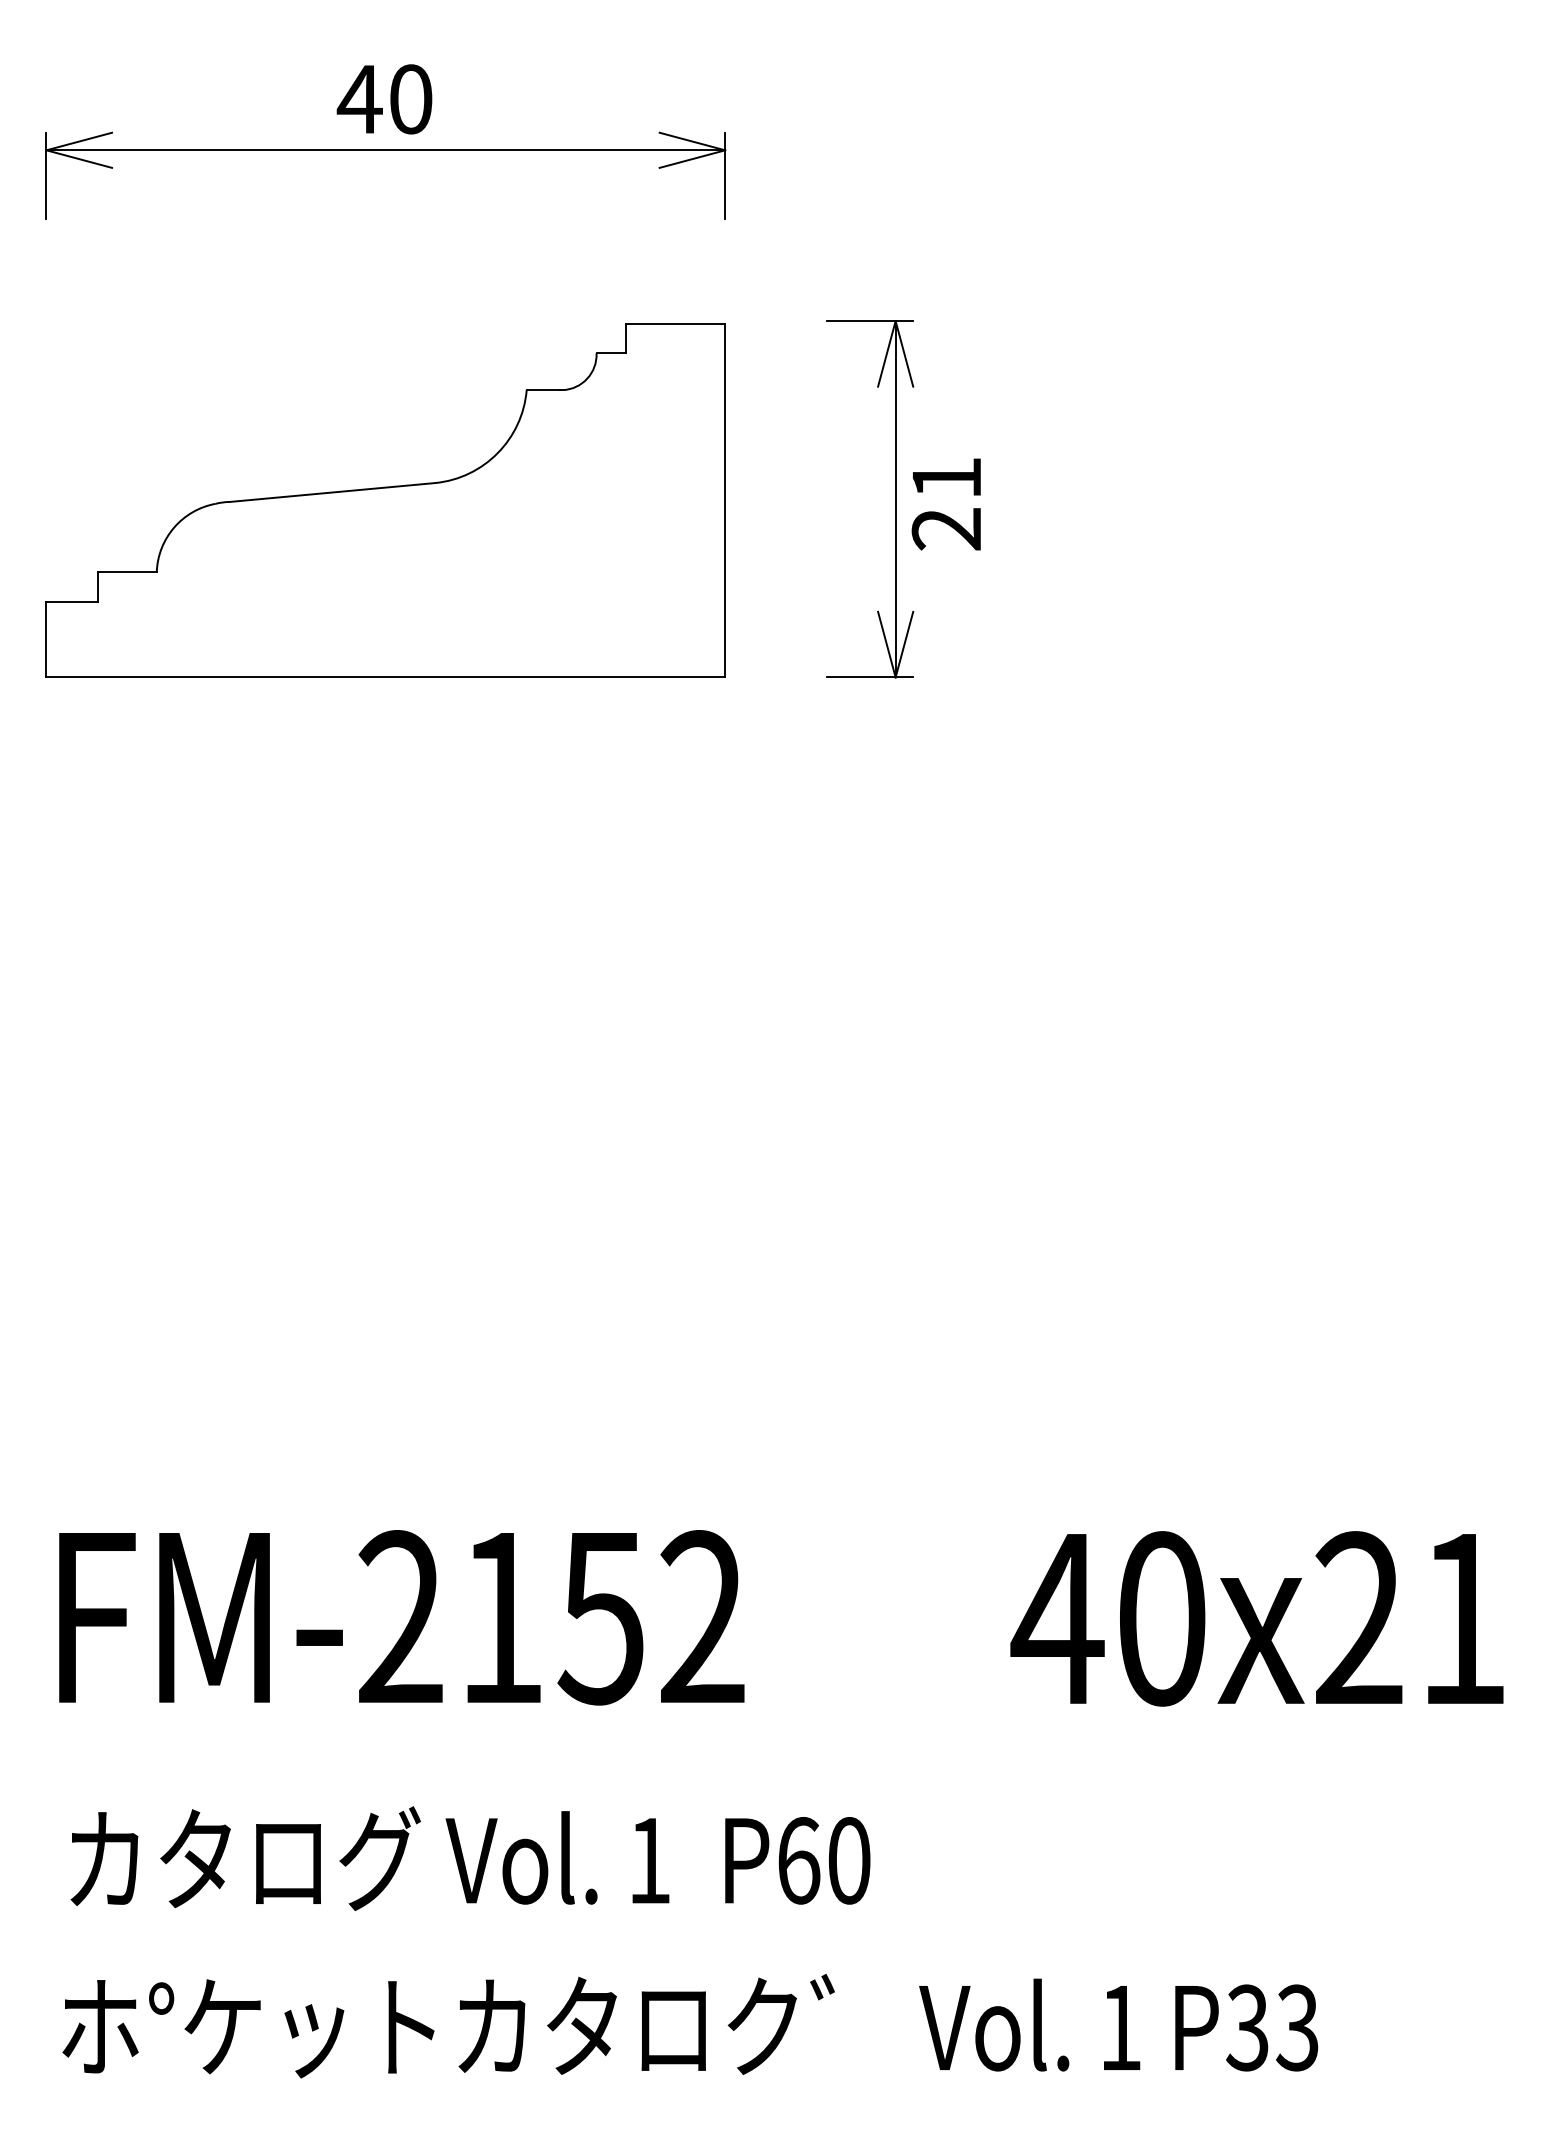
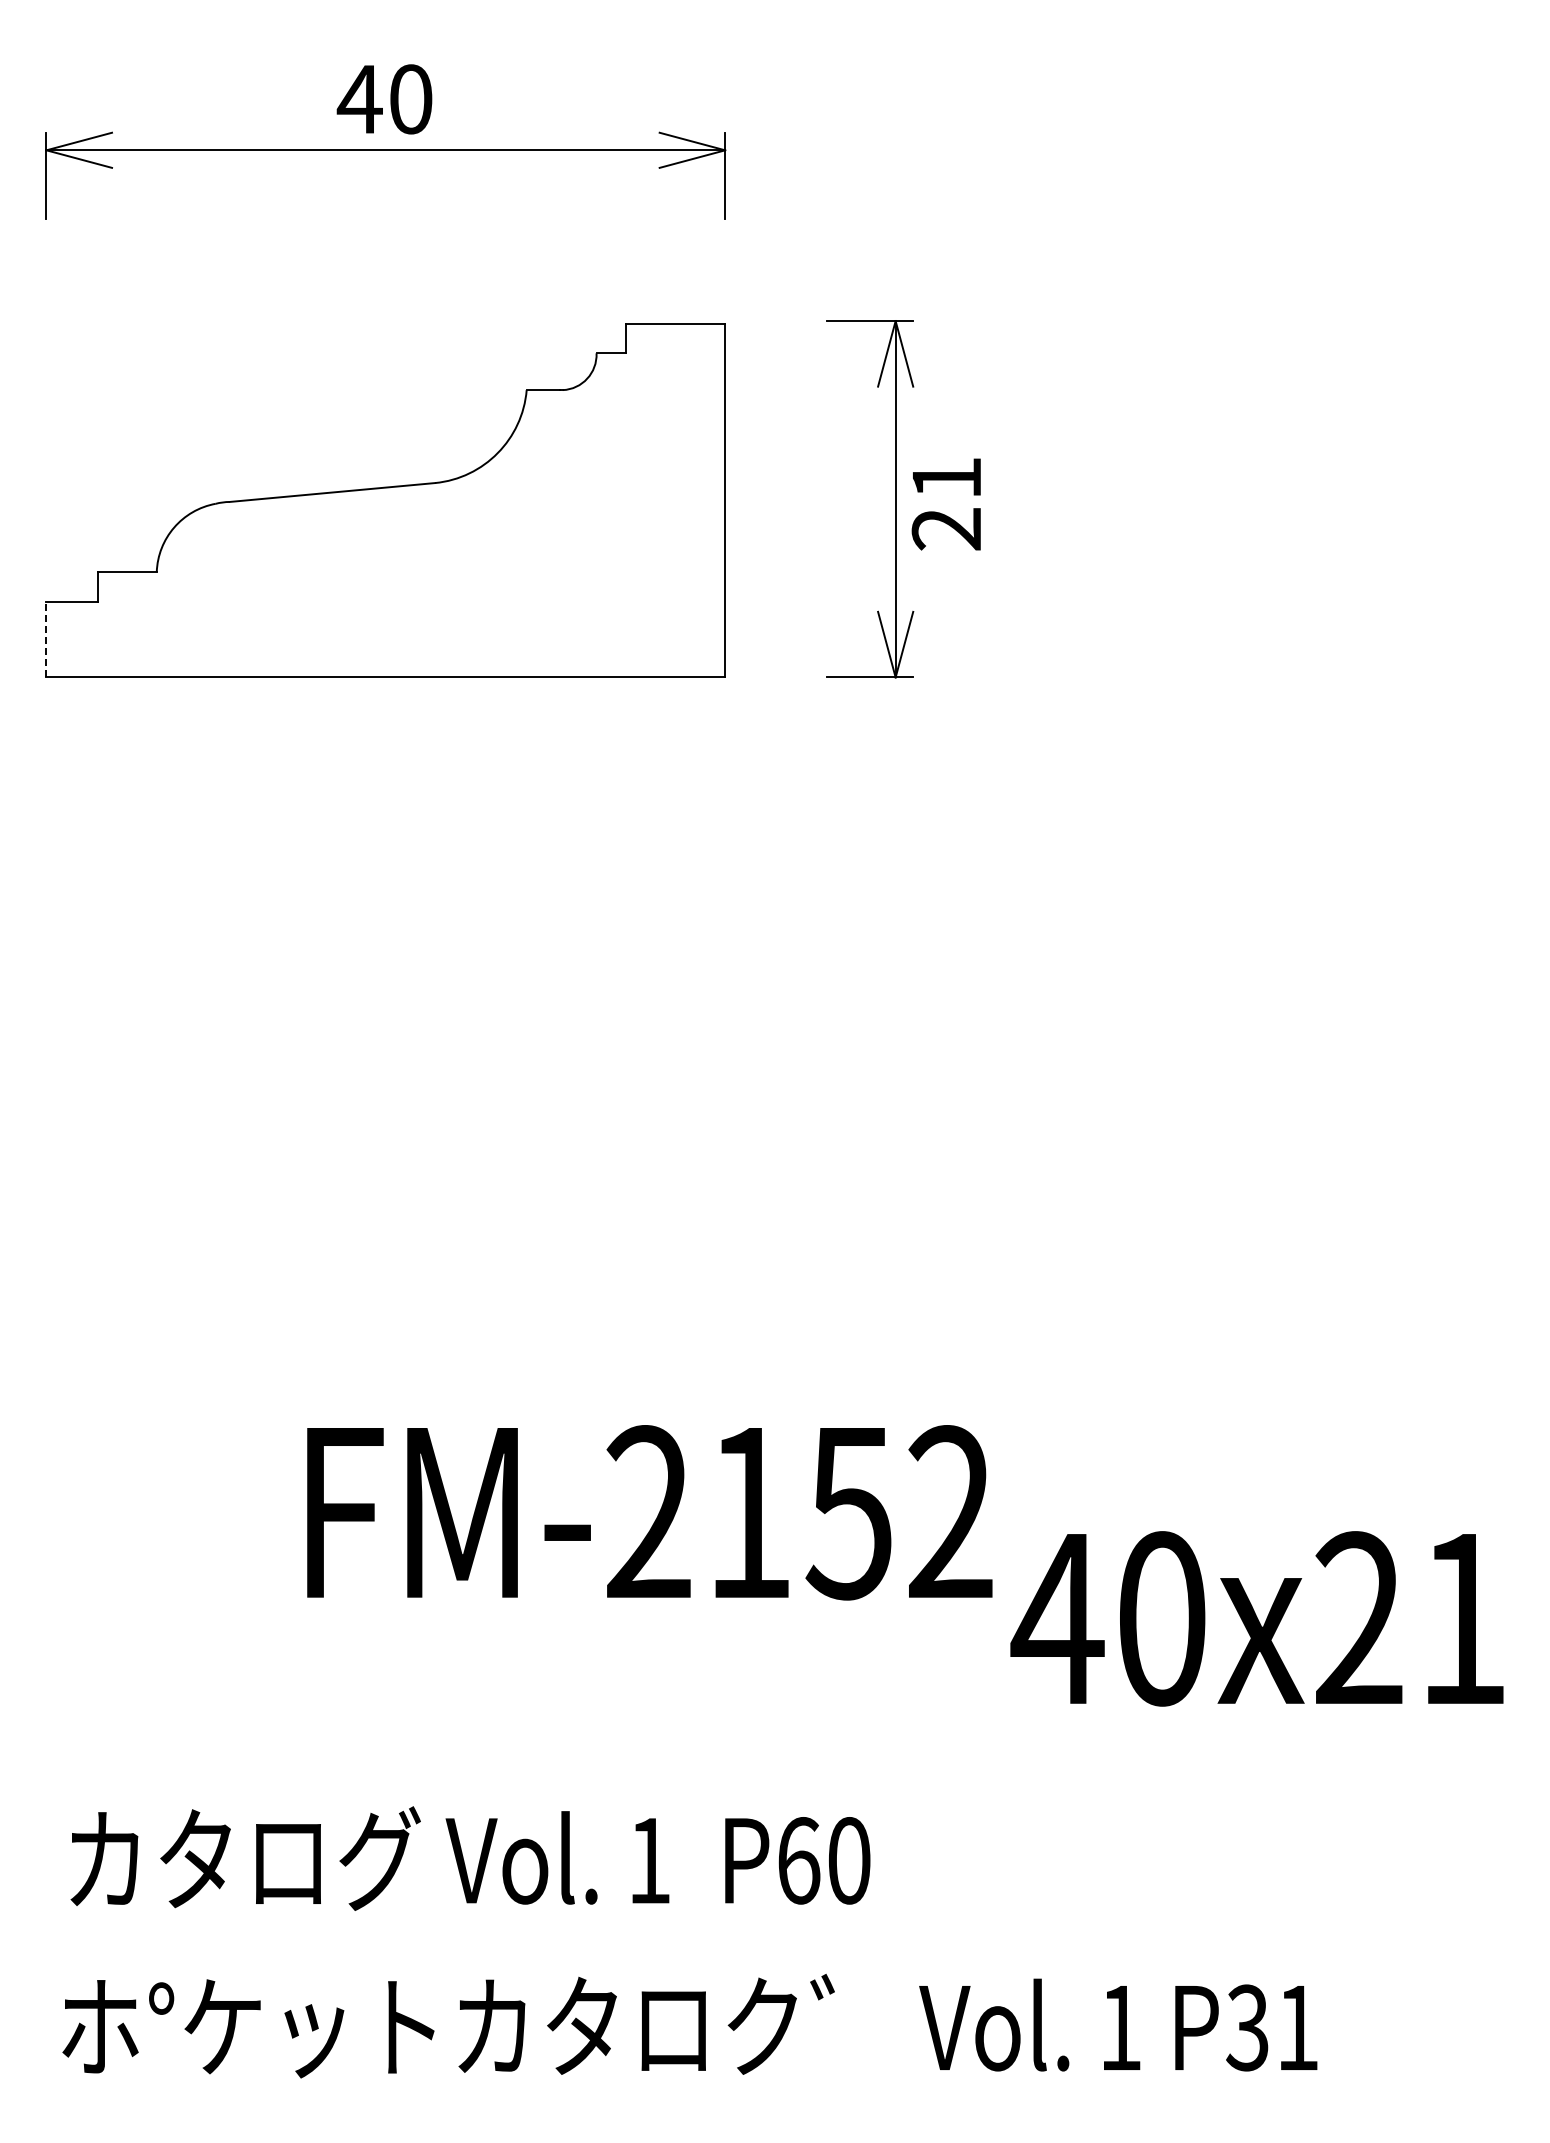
line: solid -> dashed (46, 639)
text position: (401, 1617) -> (649, 1512) (649, 1512)
text: P33 -> P31 (1297, 2027)
